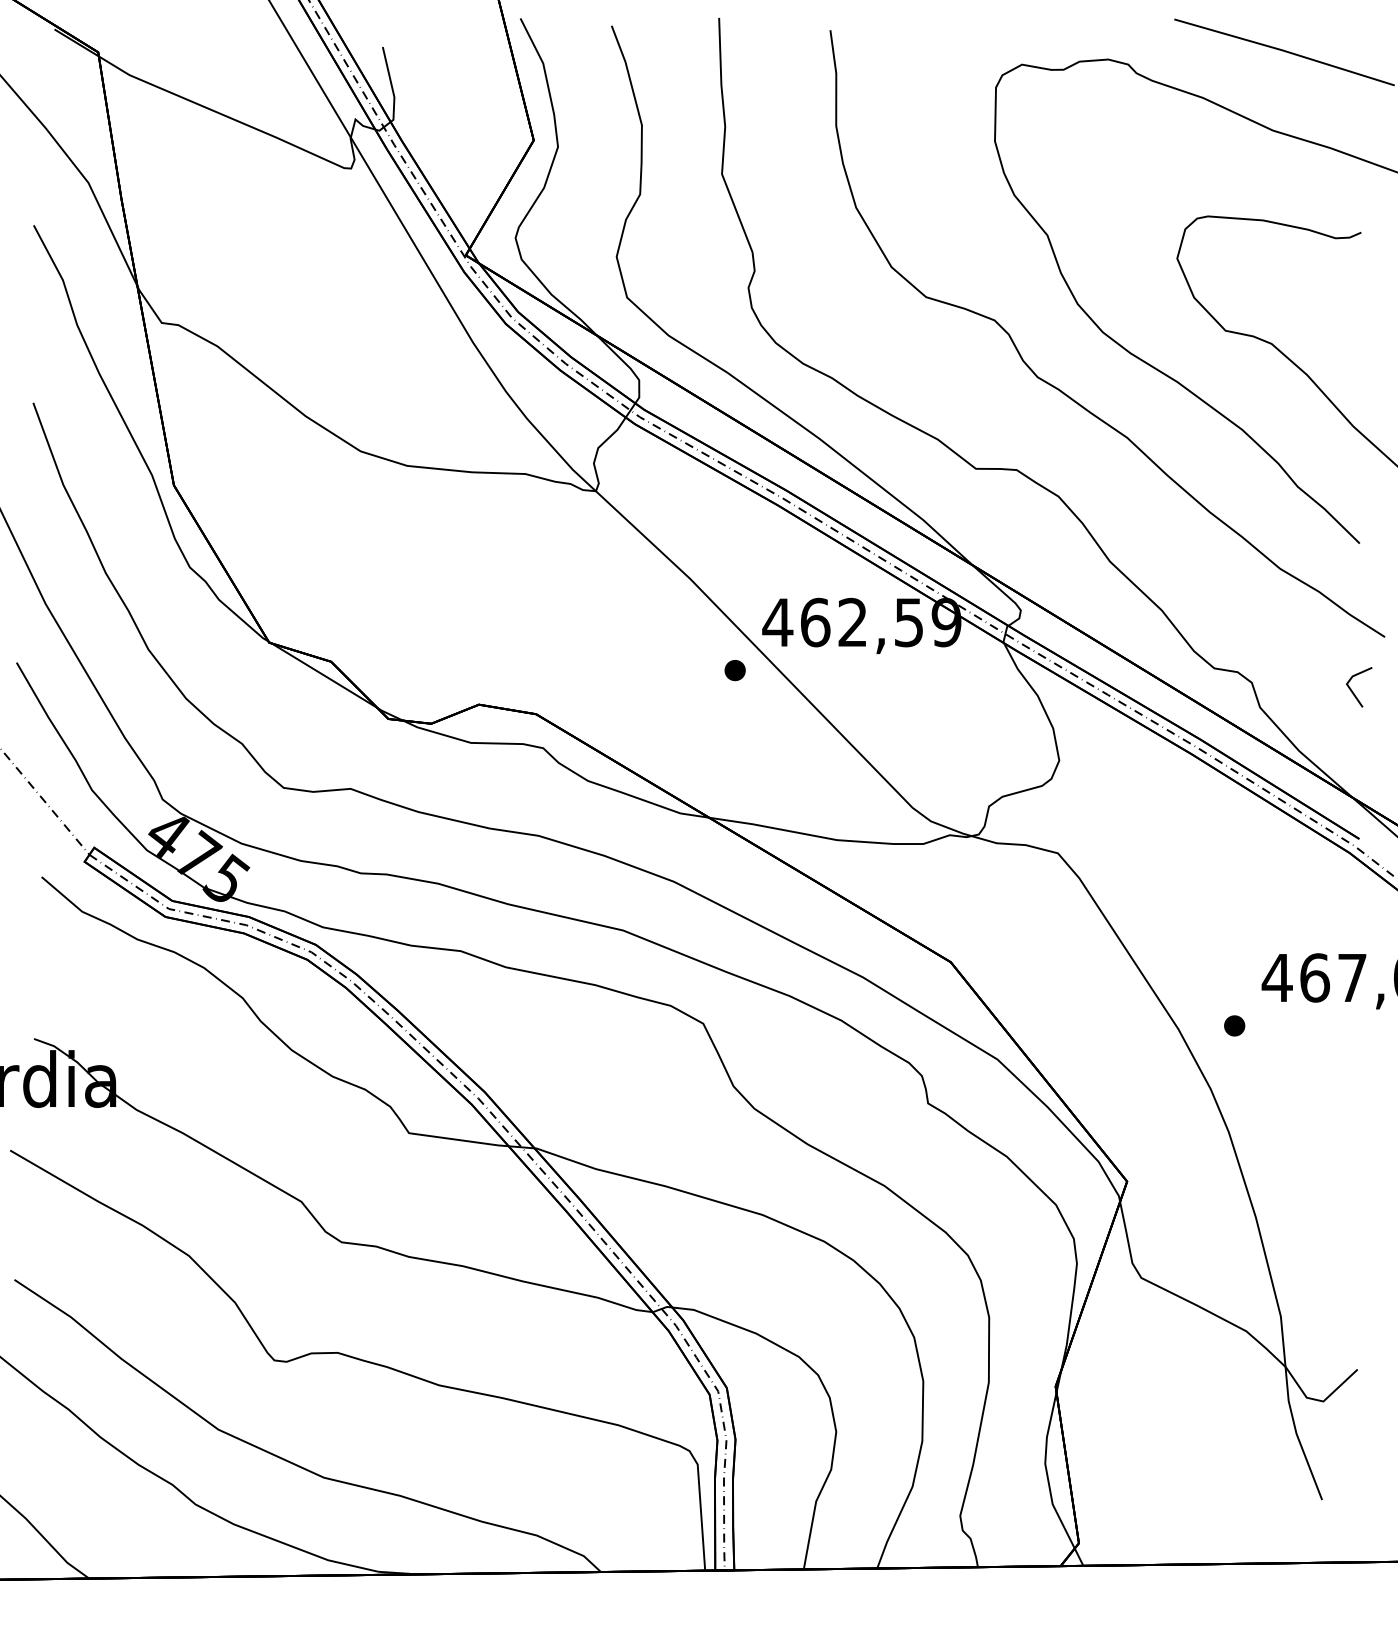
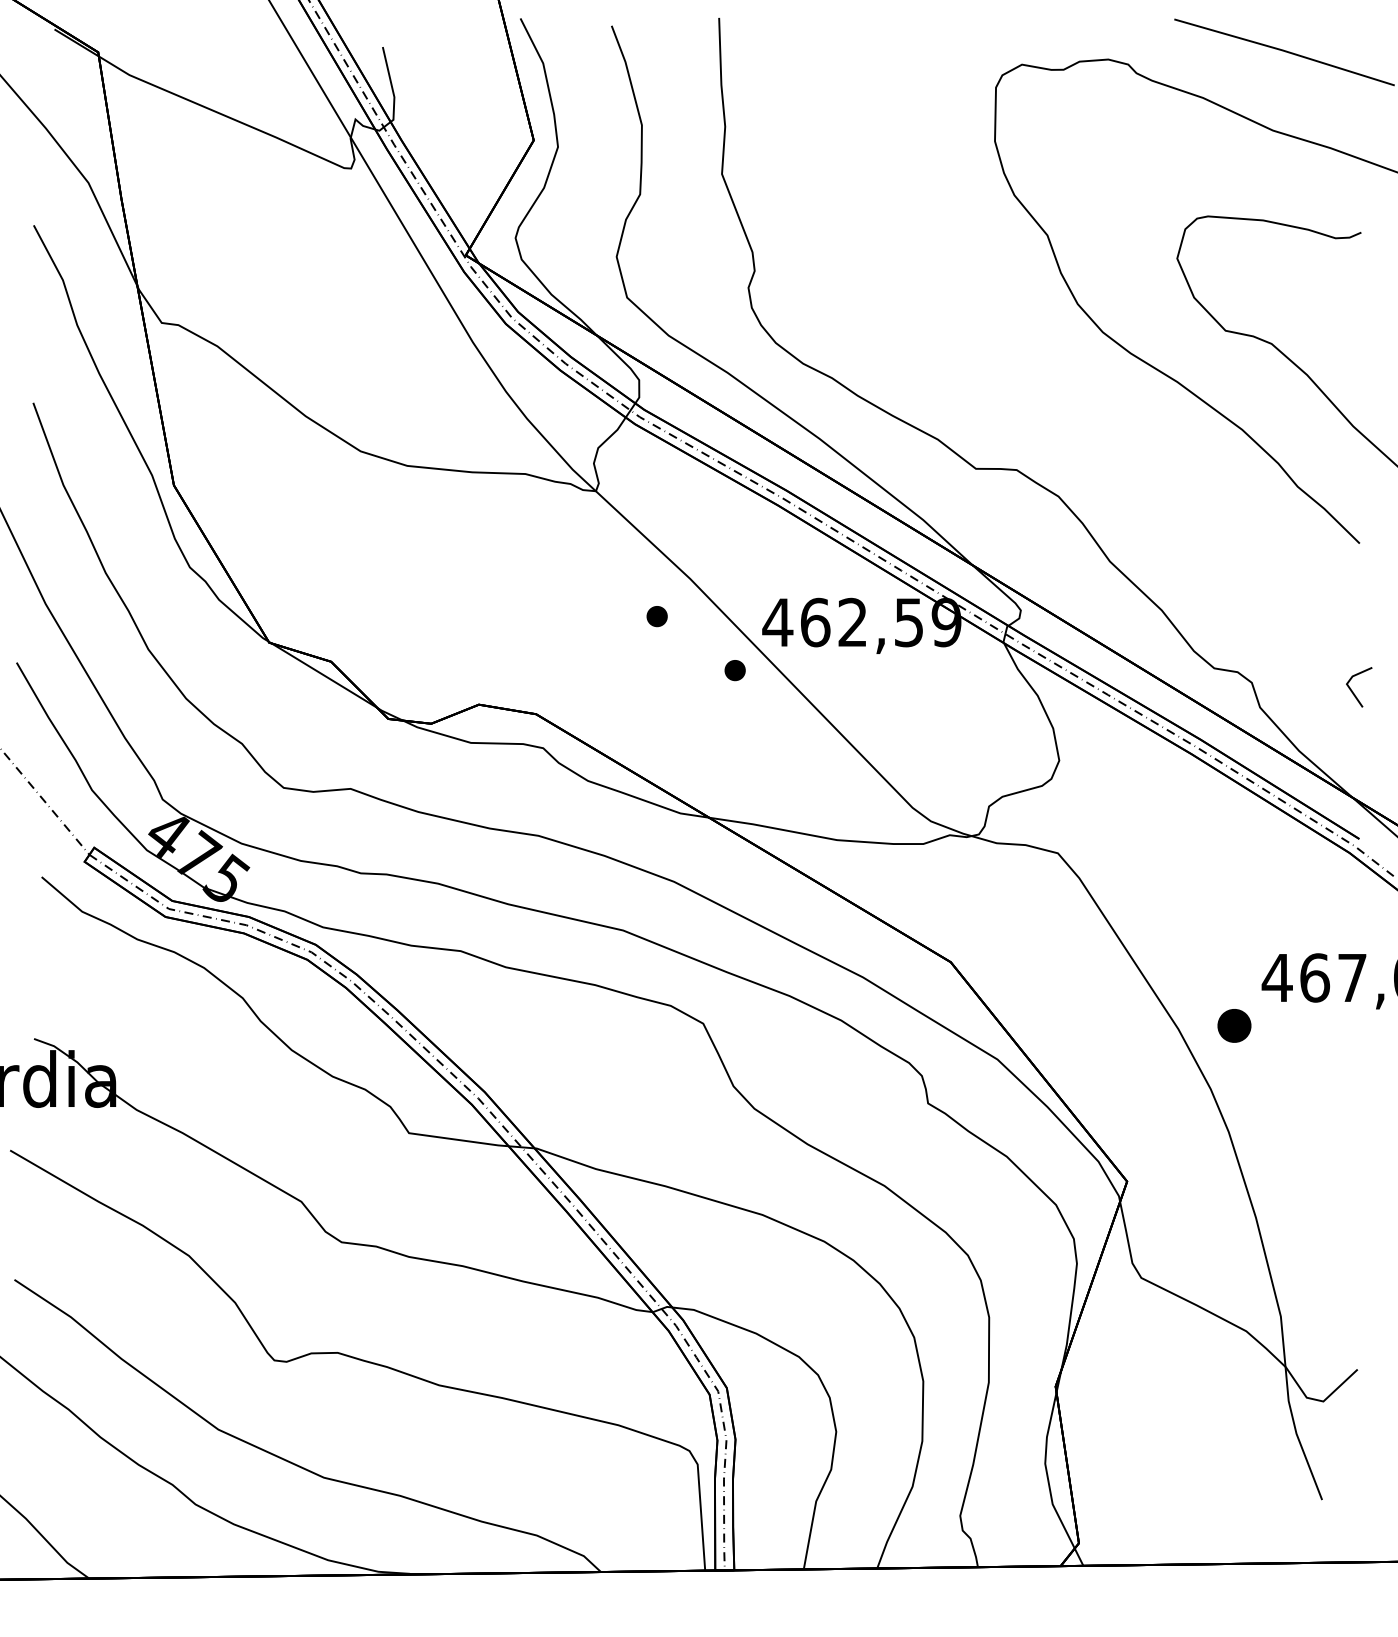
curve: present -> none (1063, 391)
part: none -> present (656, 616)
part size: 22x22 px -> 35x34 px (1234, 1025)
